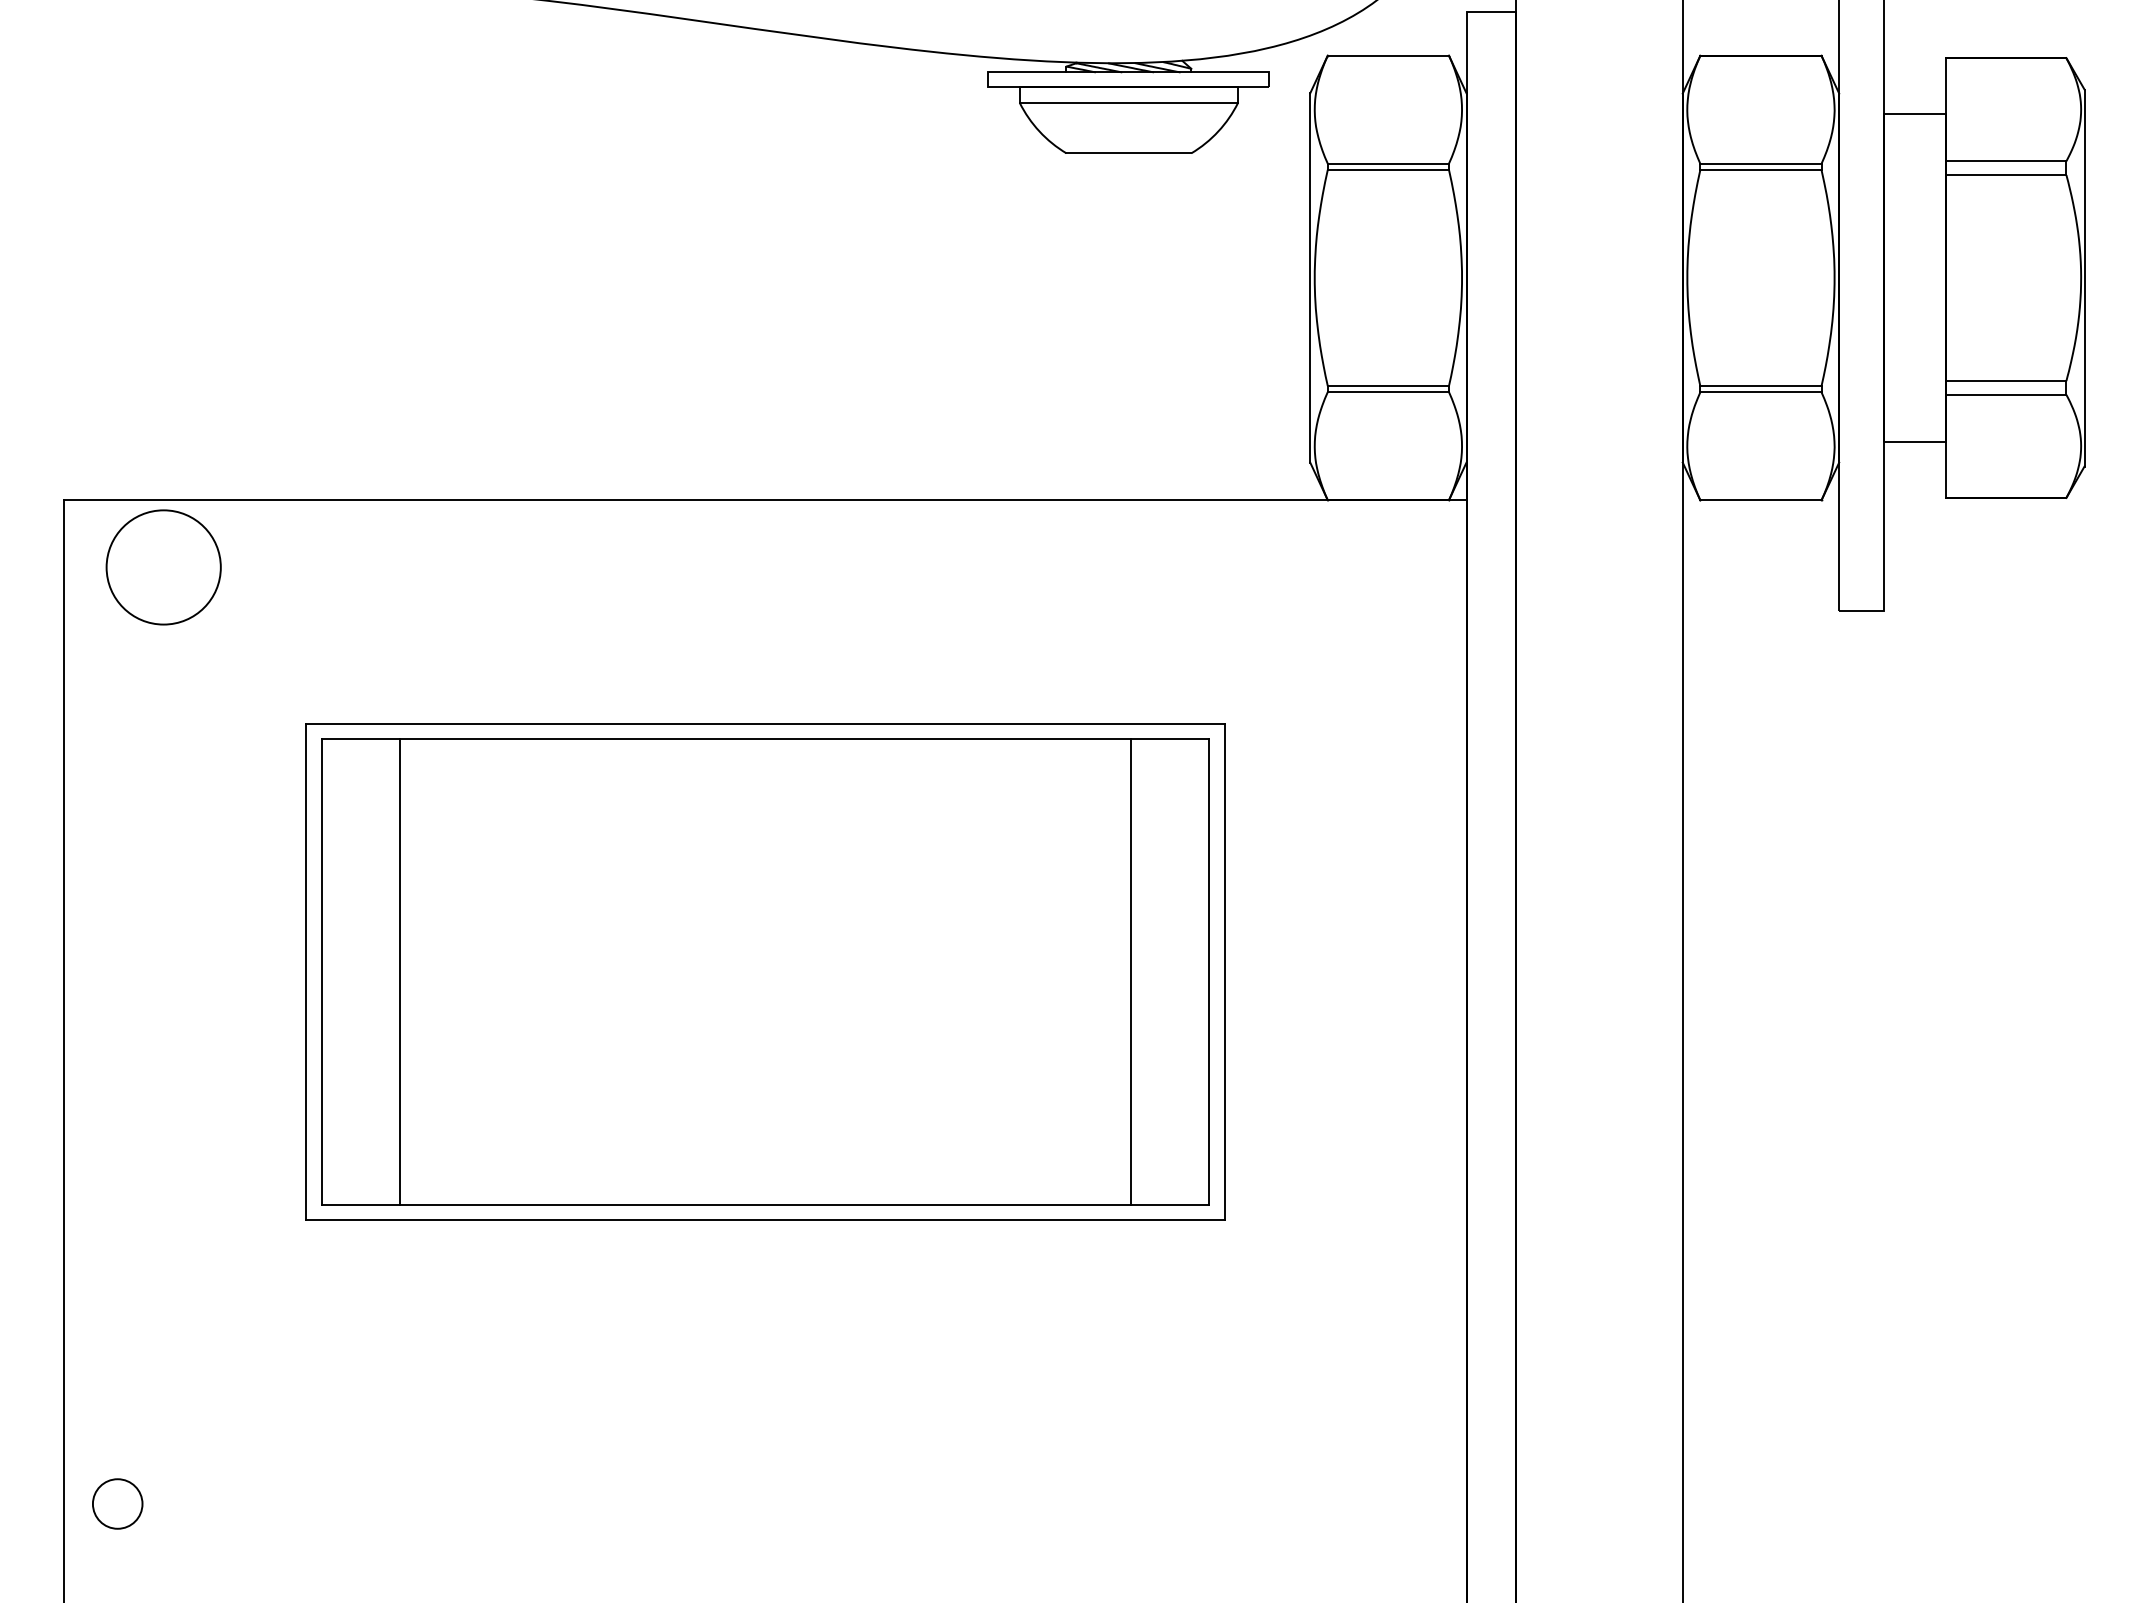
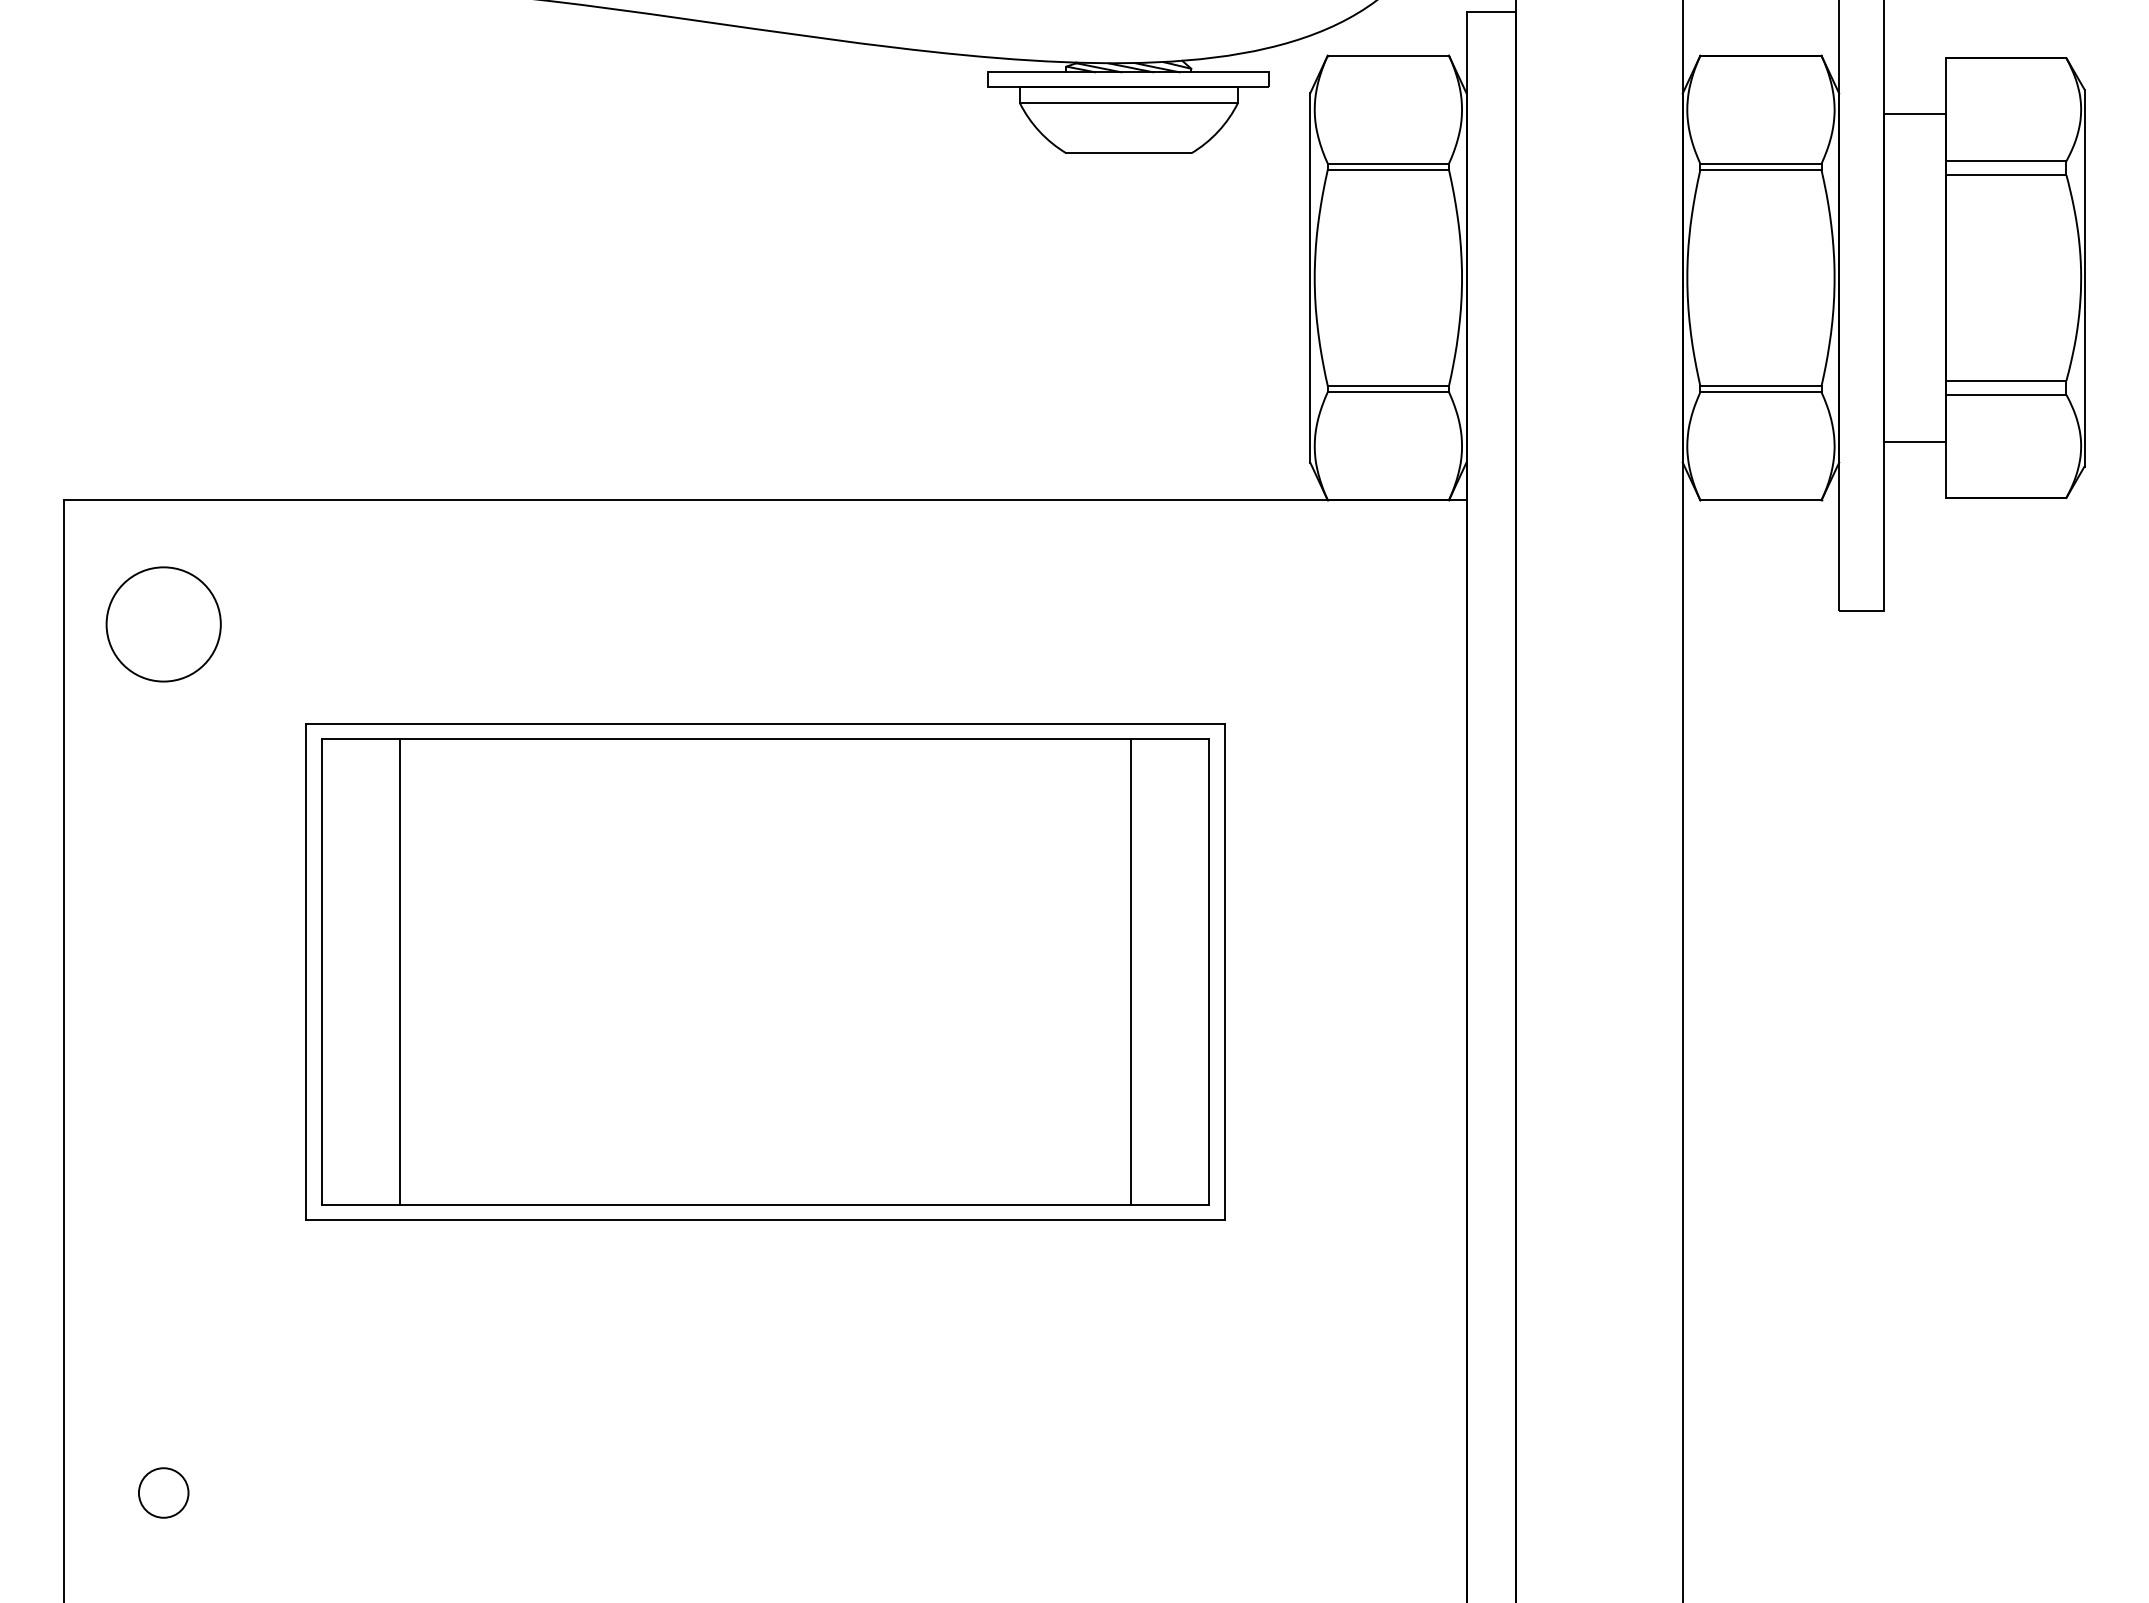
circle position: (163, 567) -> (163, 624) (163, 624)
circle position: (117, 1503) -> (163, 1492) (163, 1492)
